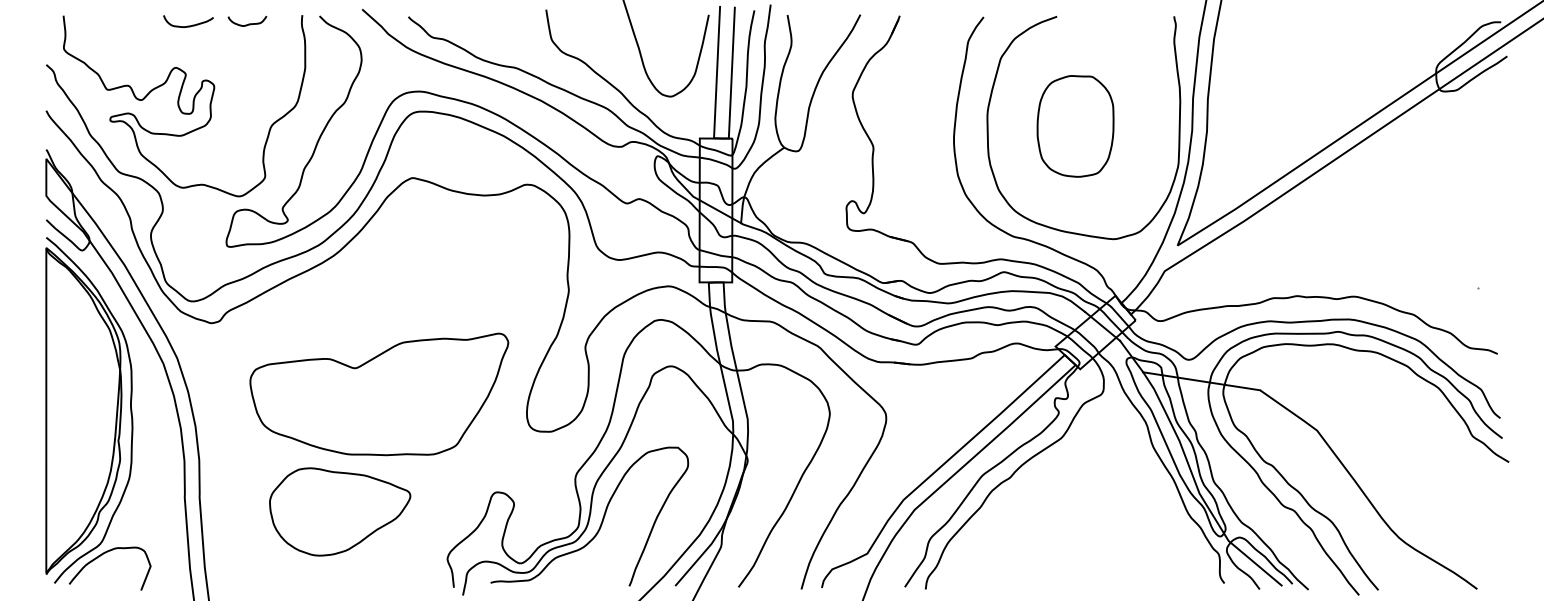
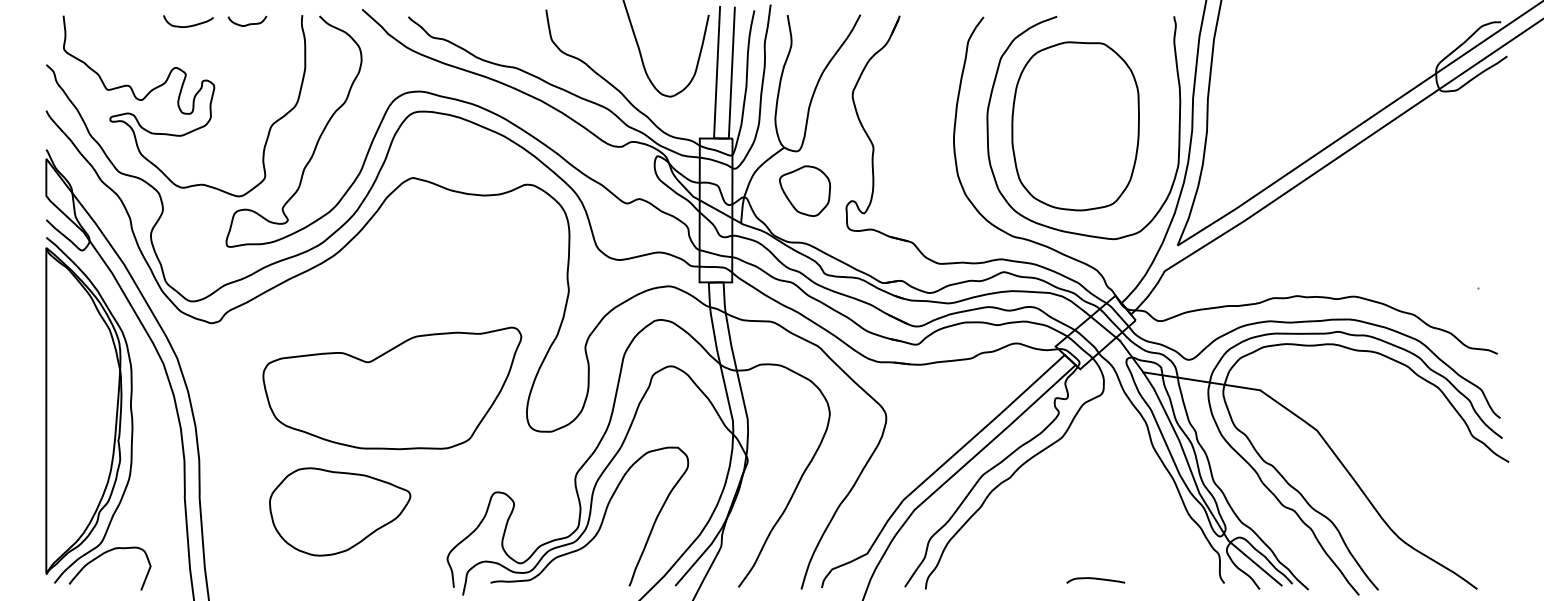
part size: 79x103 px -> 129x171 px (1075, 126)
part: none -> present (804, 190)
part position: (379, 394) -> (392, 388) (392, 388)
curve: none -> present (1095, 579)
